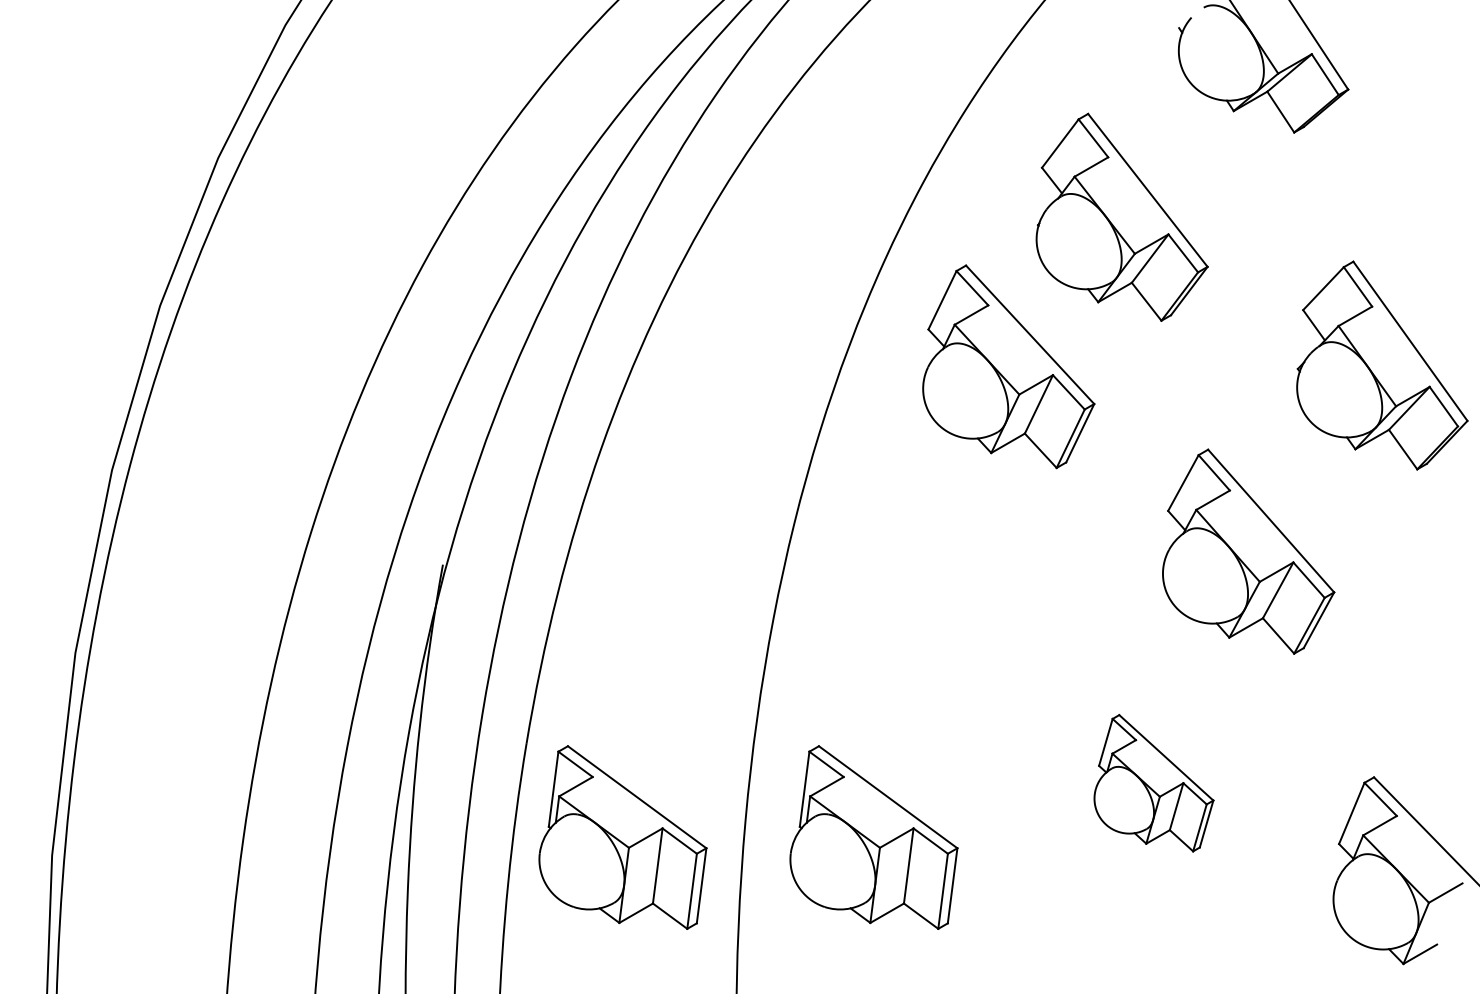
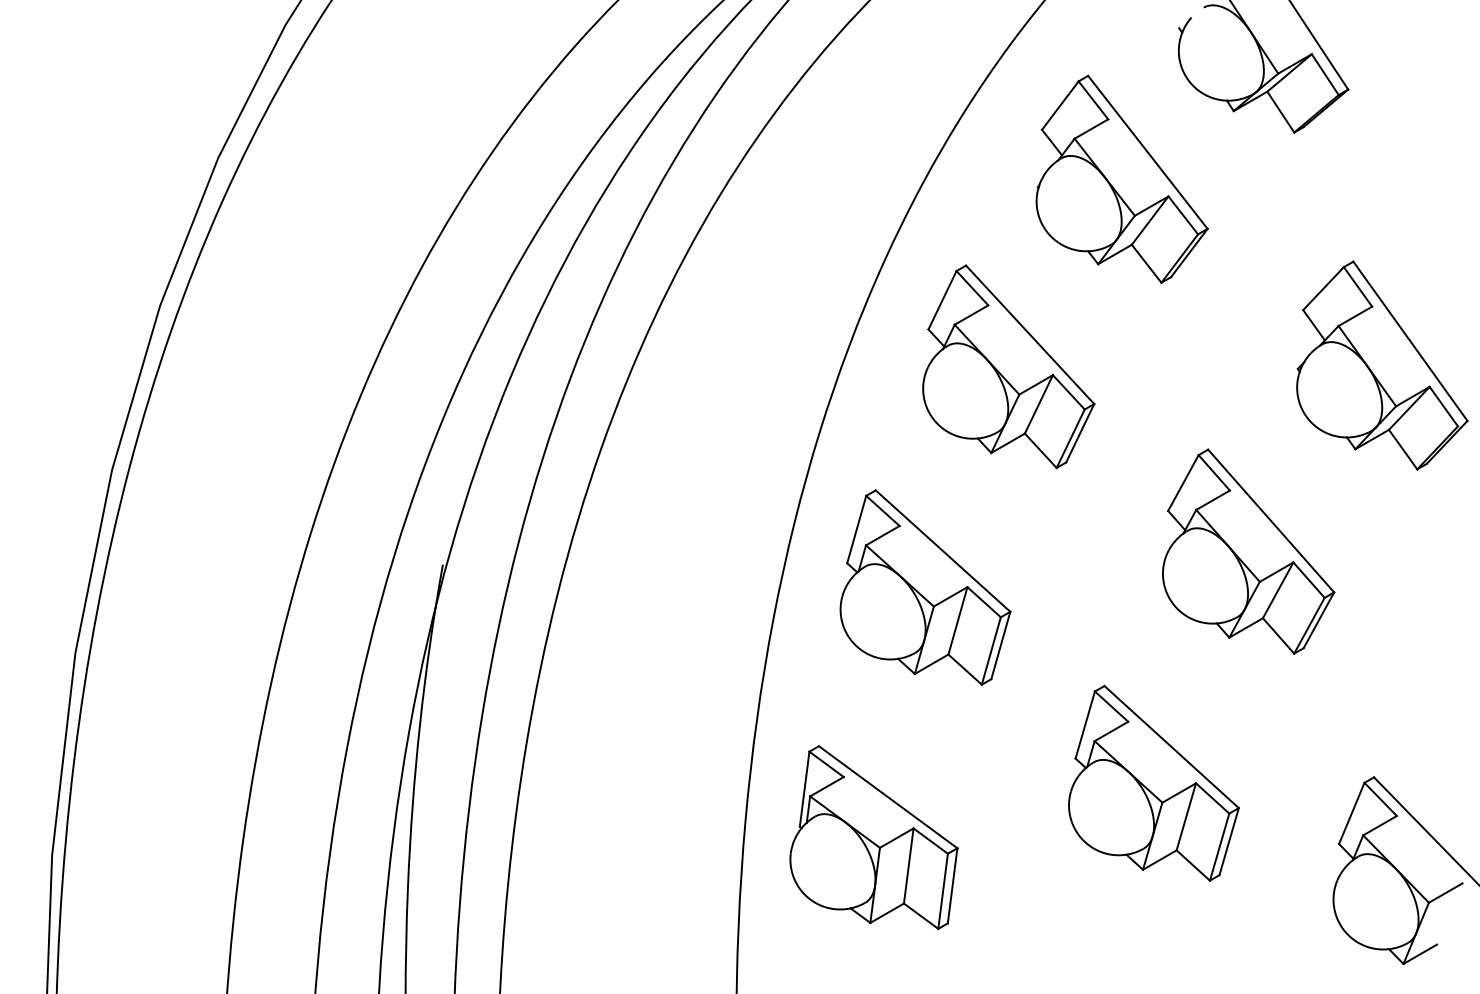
part position: (1121, 216) -> (1121, 178) (1121, 178)
part: none -> present (925, 587)
part size: 122x139 px -> 172x198 px (1153, 782)
part: present -> none (622, 837)
